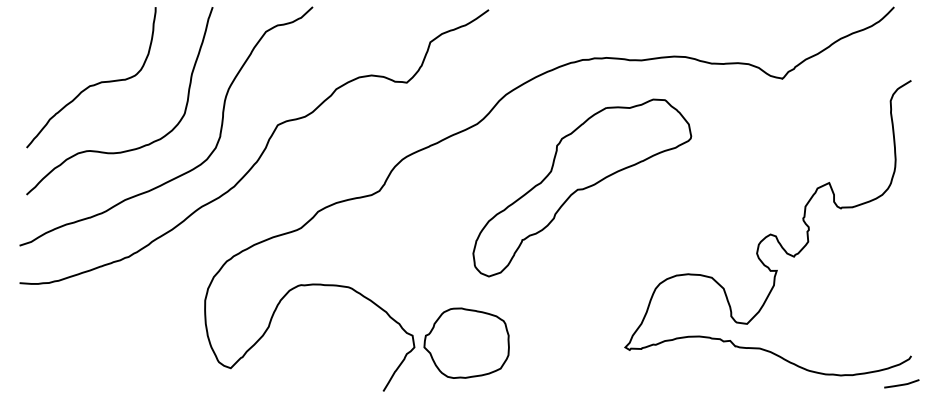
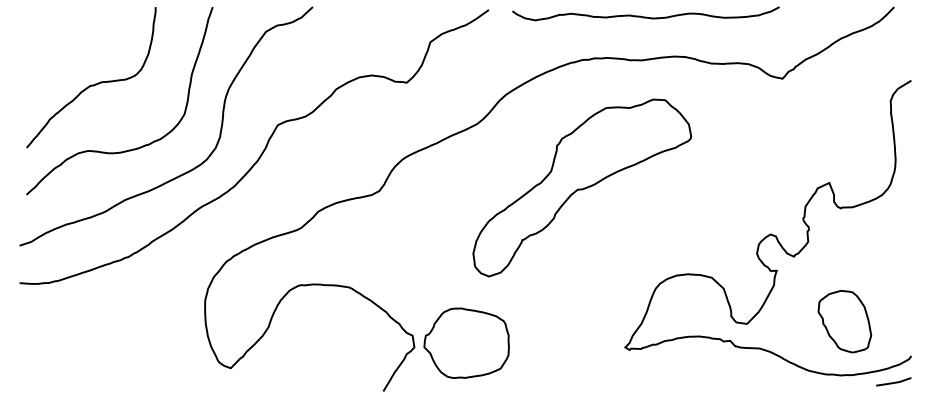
curve: none -> present (645, 16)
part: none -> present (844, 321)
line position: (901, 384) -> (893, 382) (893, 382)
